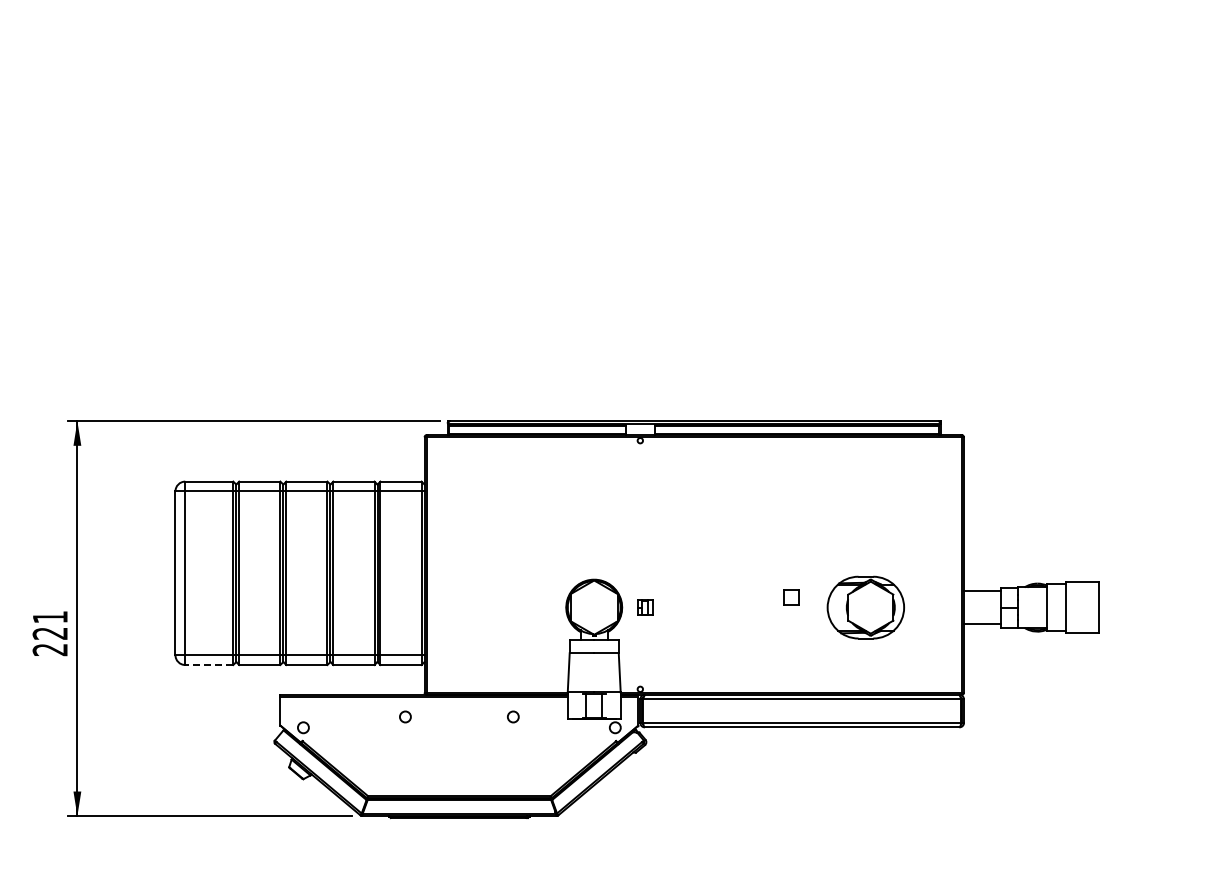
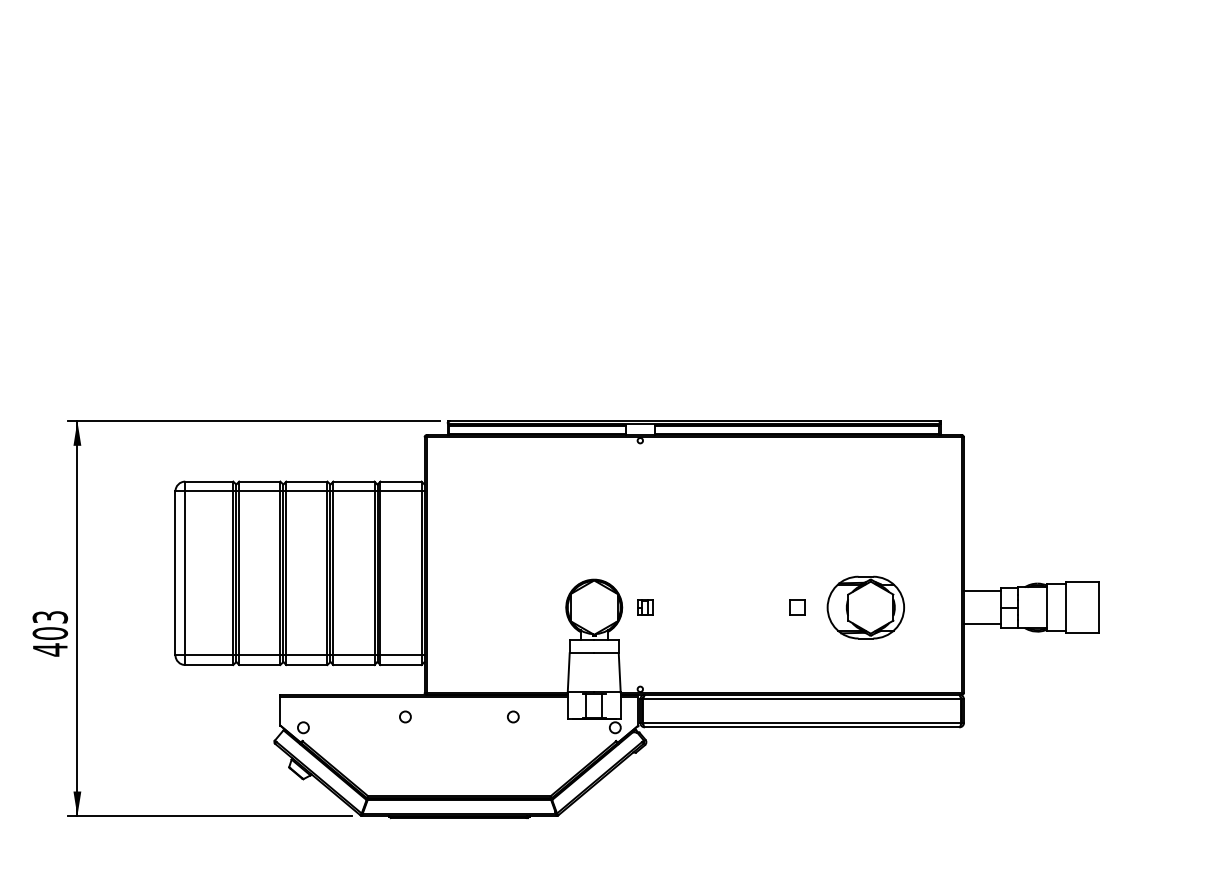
part position: (791, 597) -> (797, 607) (797, 607)
text: 221 -> 403 (50, 633)
line: dashed -> solid (208, 665)
